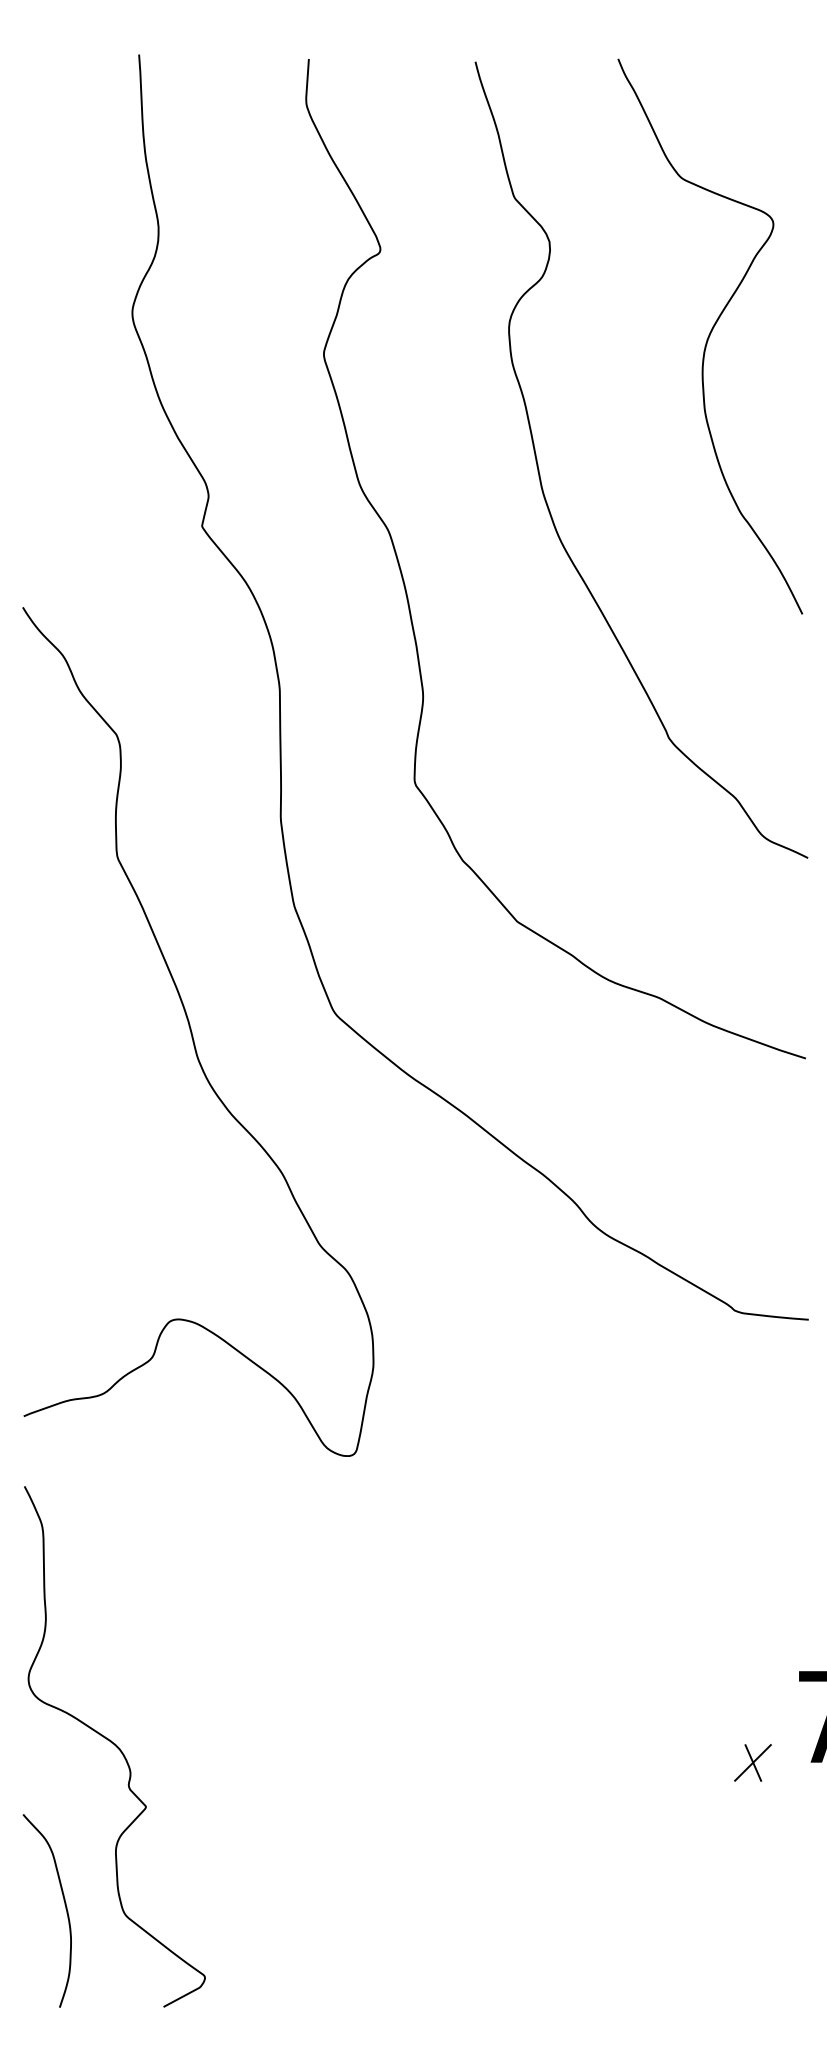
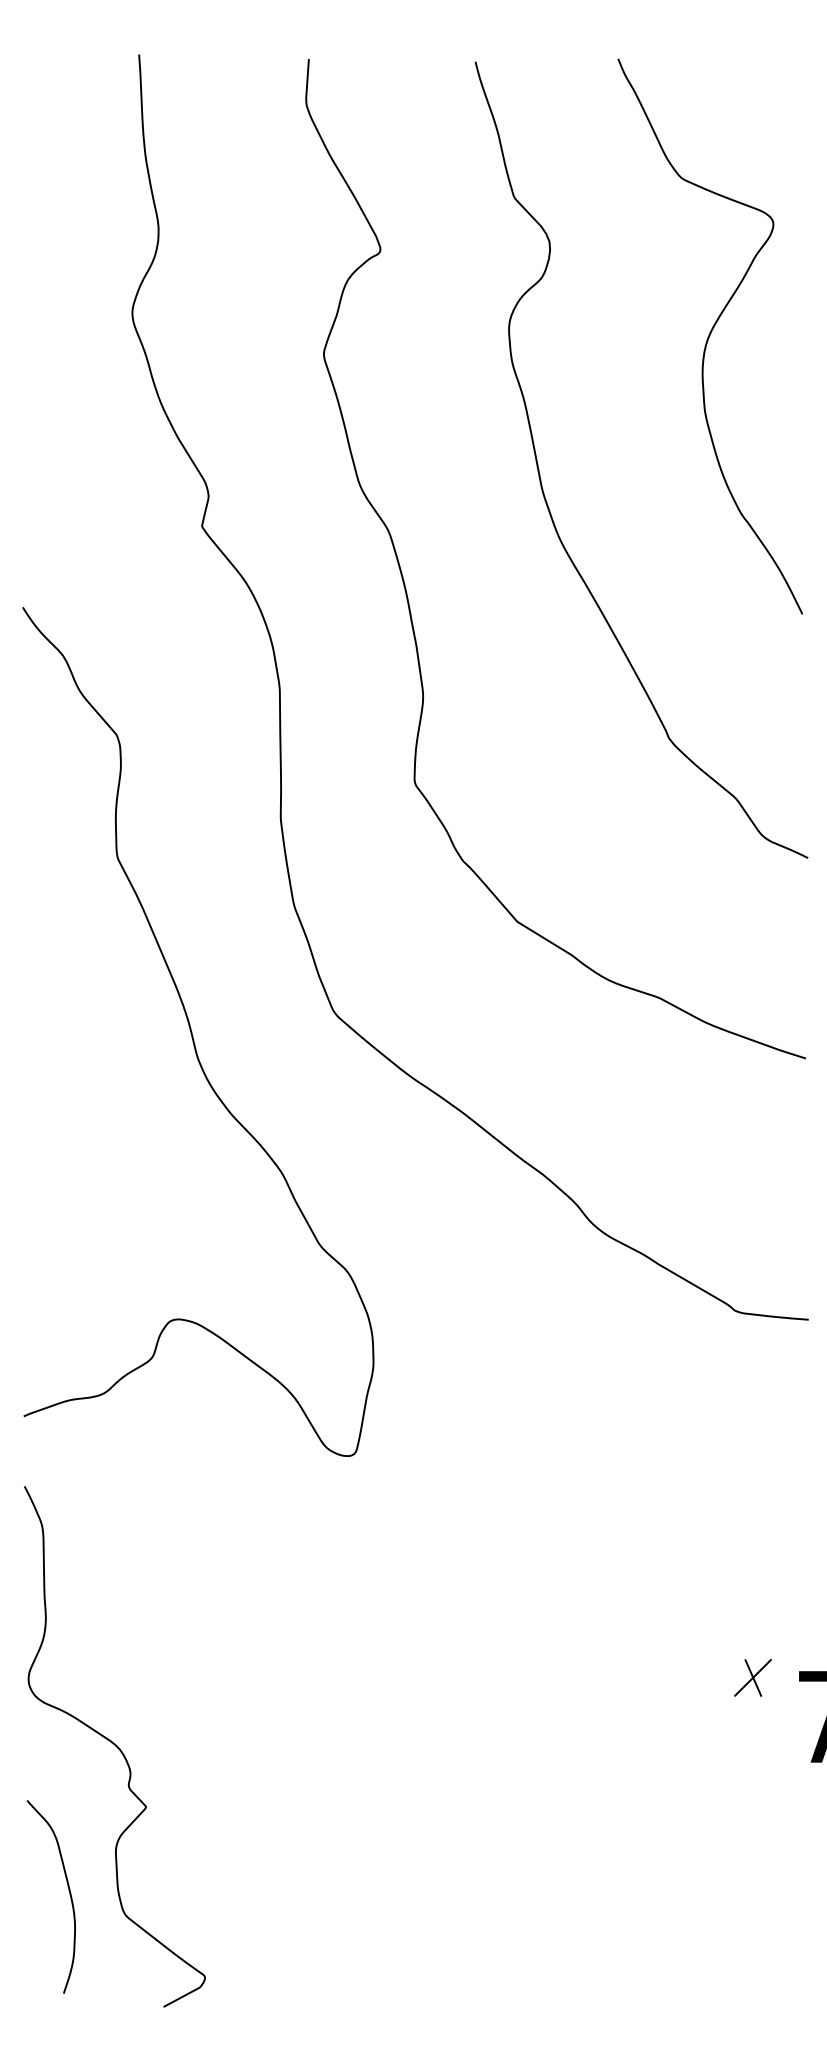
part position: (752, 1762) -> (752, 1677) (752, 1677)
curve position: (64, 1904) -> (68, 1890) (68, 1890)
